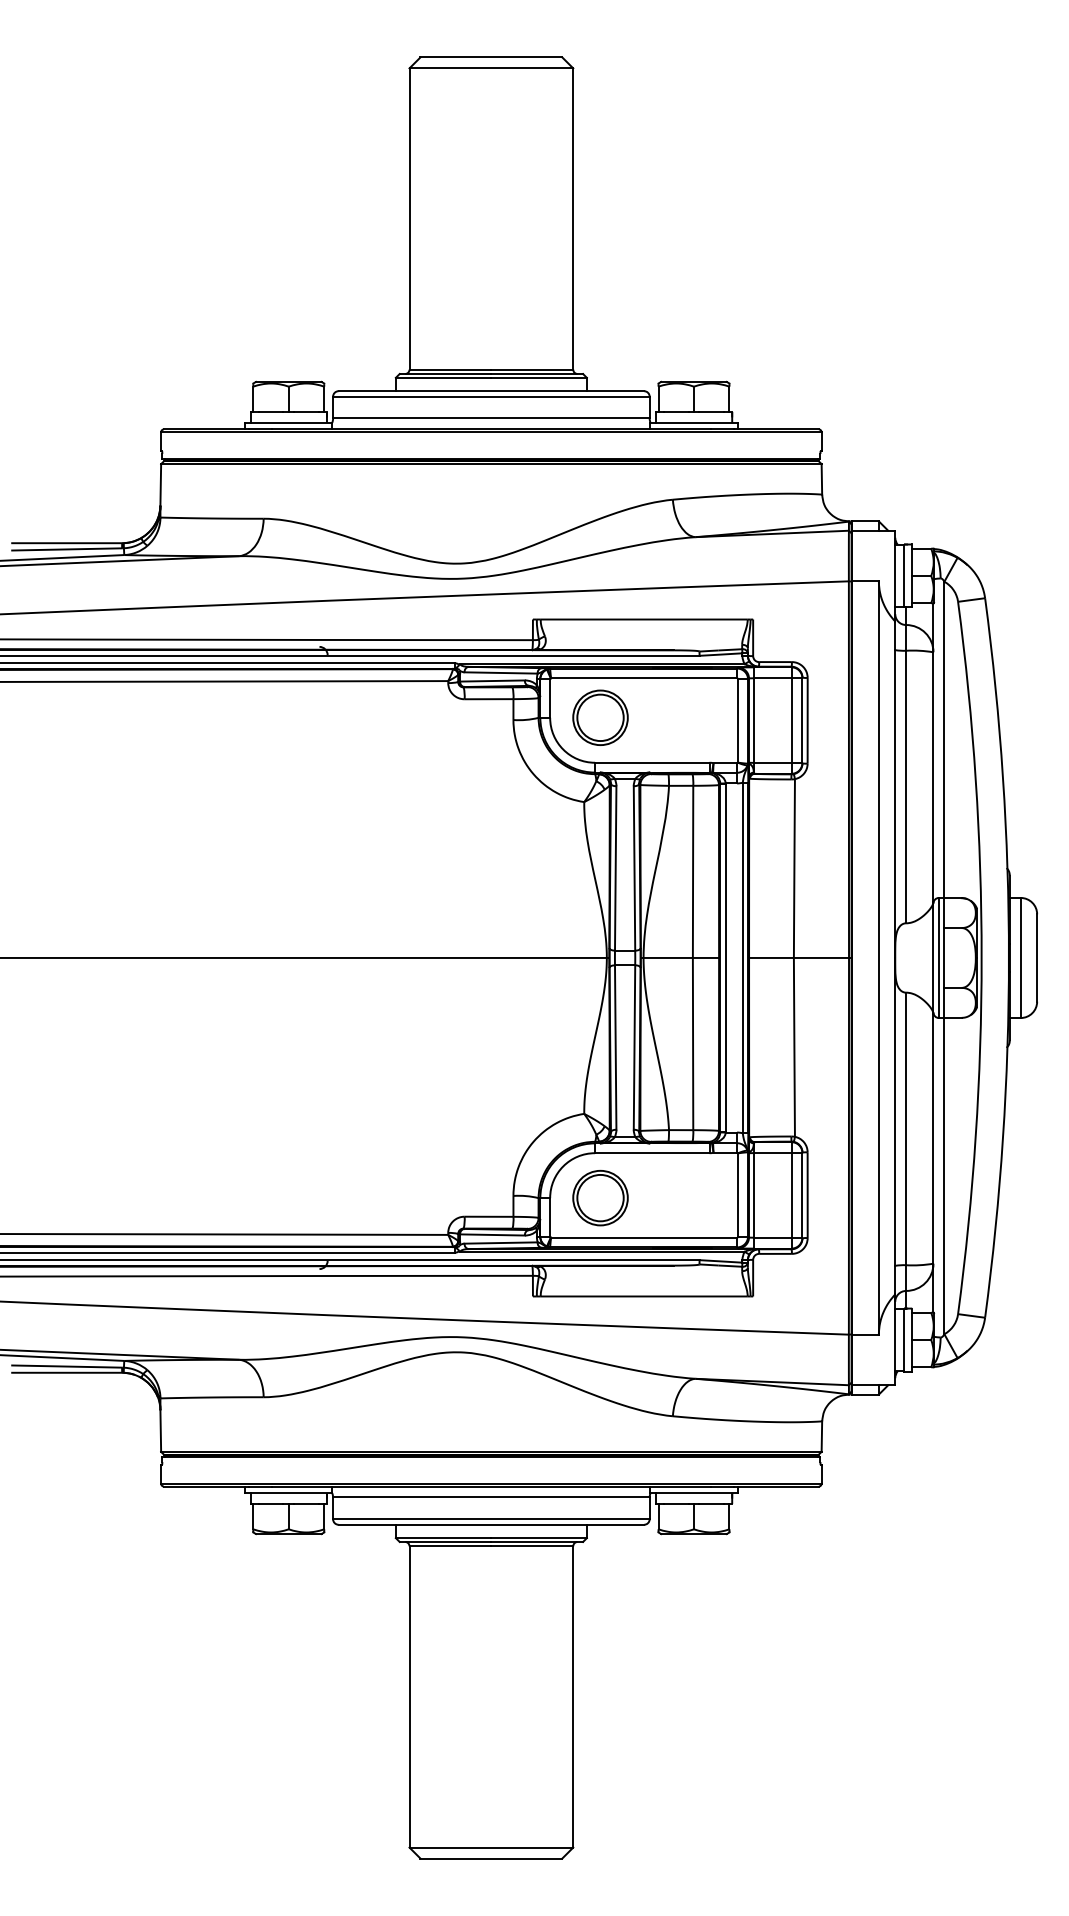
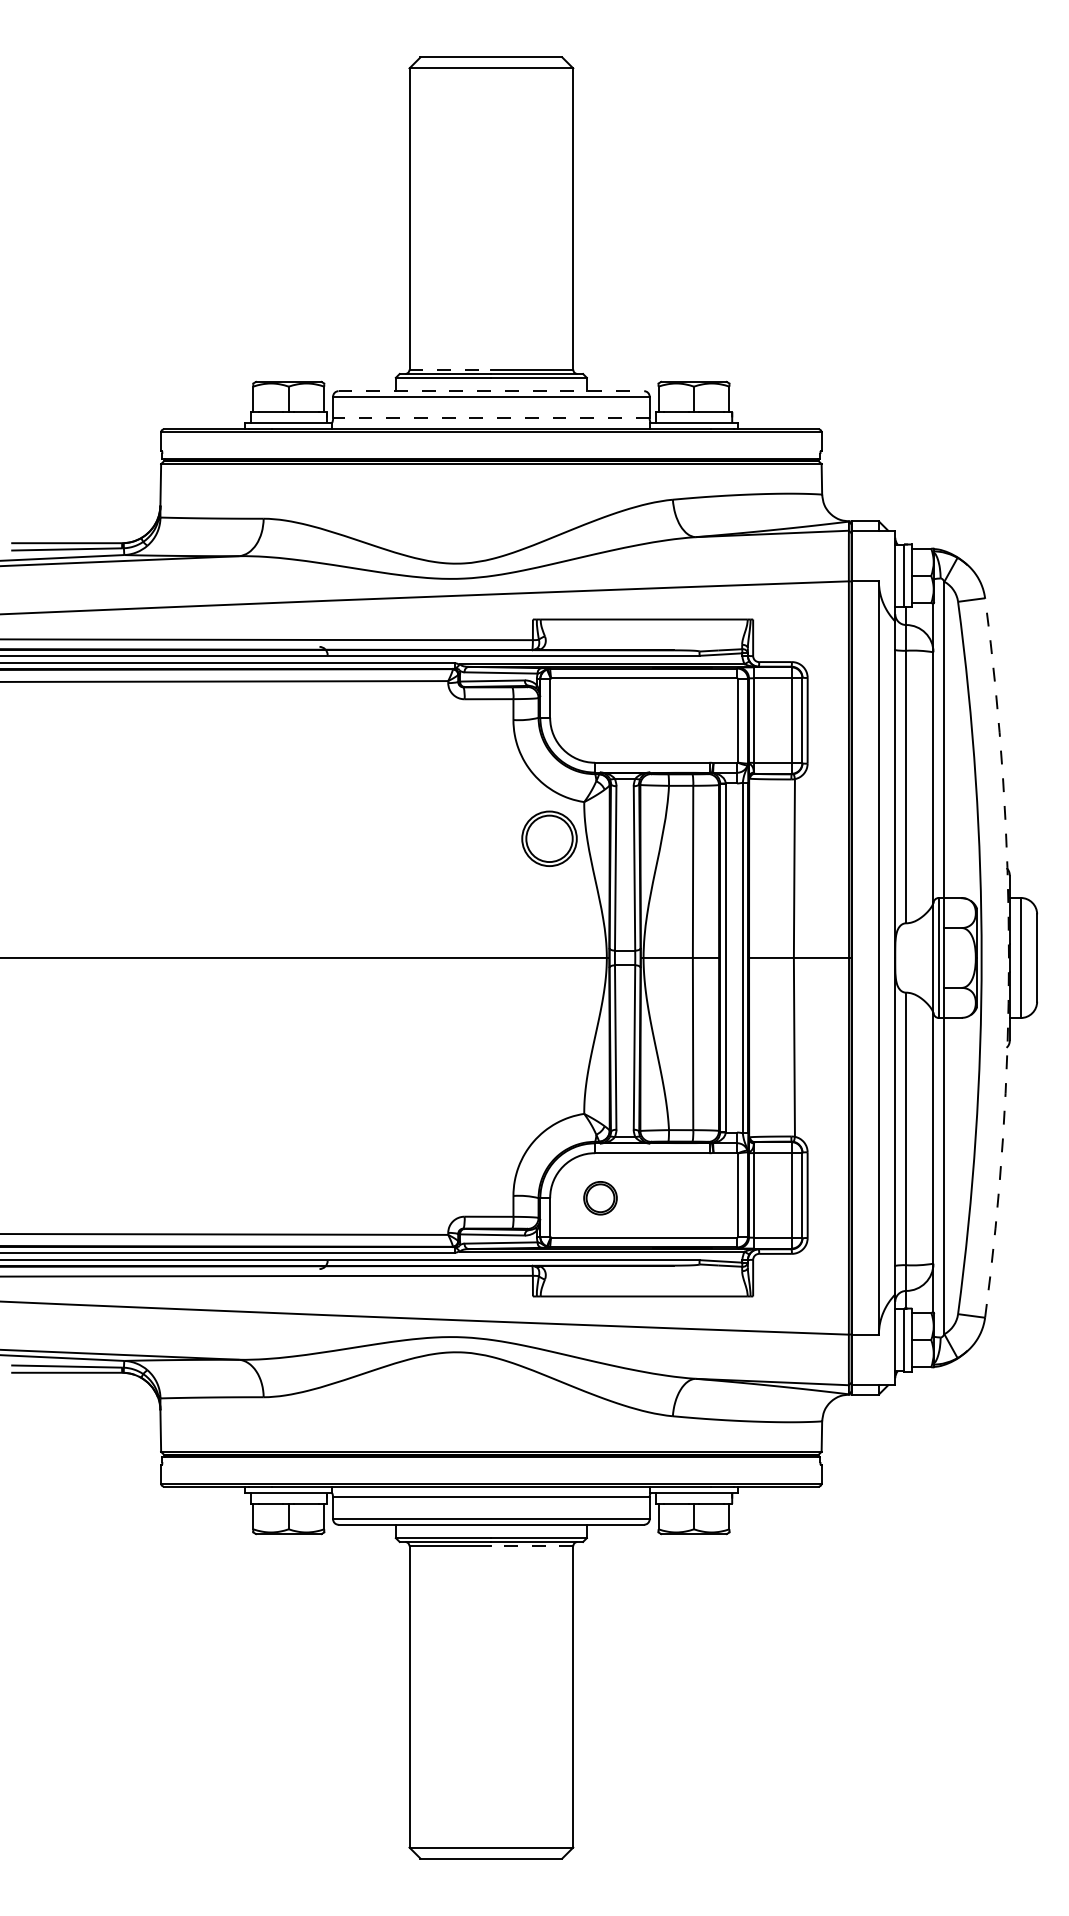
line: solid -> dashed (450, 369)
line: solid -> dashed (491, 391)
line: solid -> dashed (490, 418)
part position: (600, 717) -> (549, 838) (549, 838)
arc: solid -> dashed (1008, 957)
part size: 57x57 px -> 35x35 px (600, 1198)
line: solid -> dashed (532, 1546)
